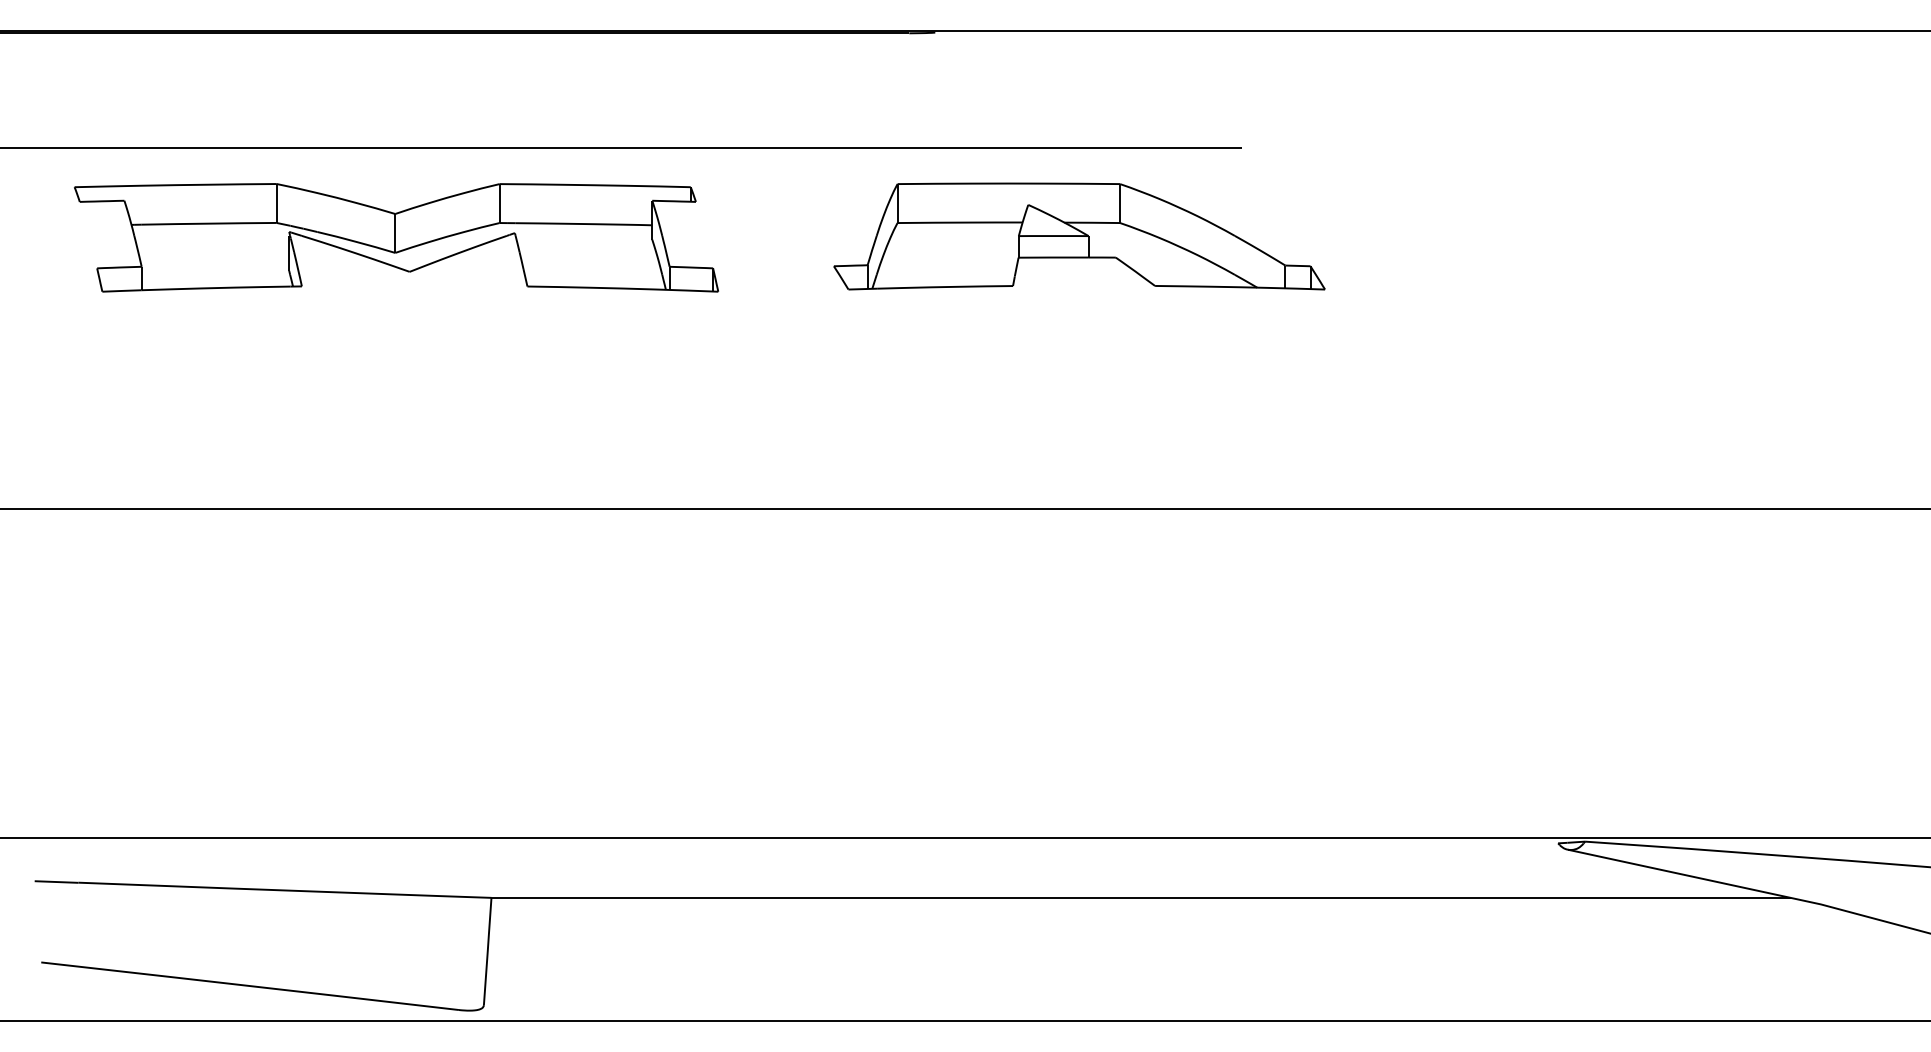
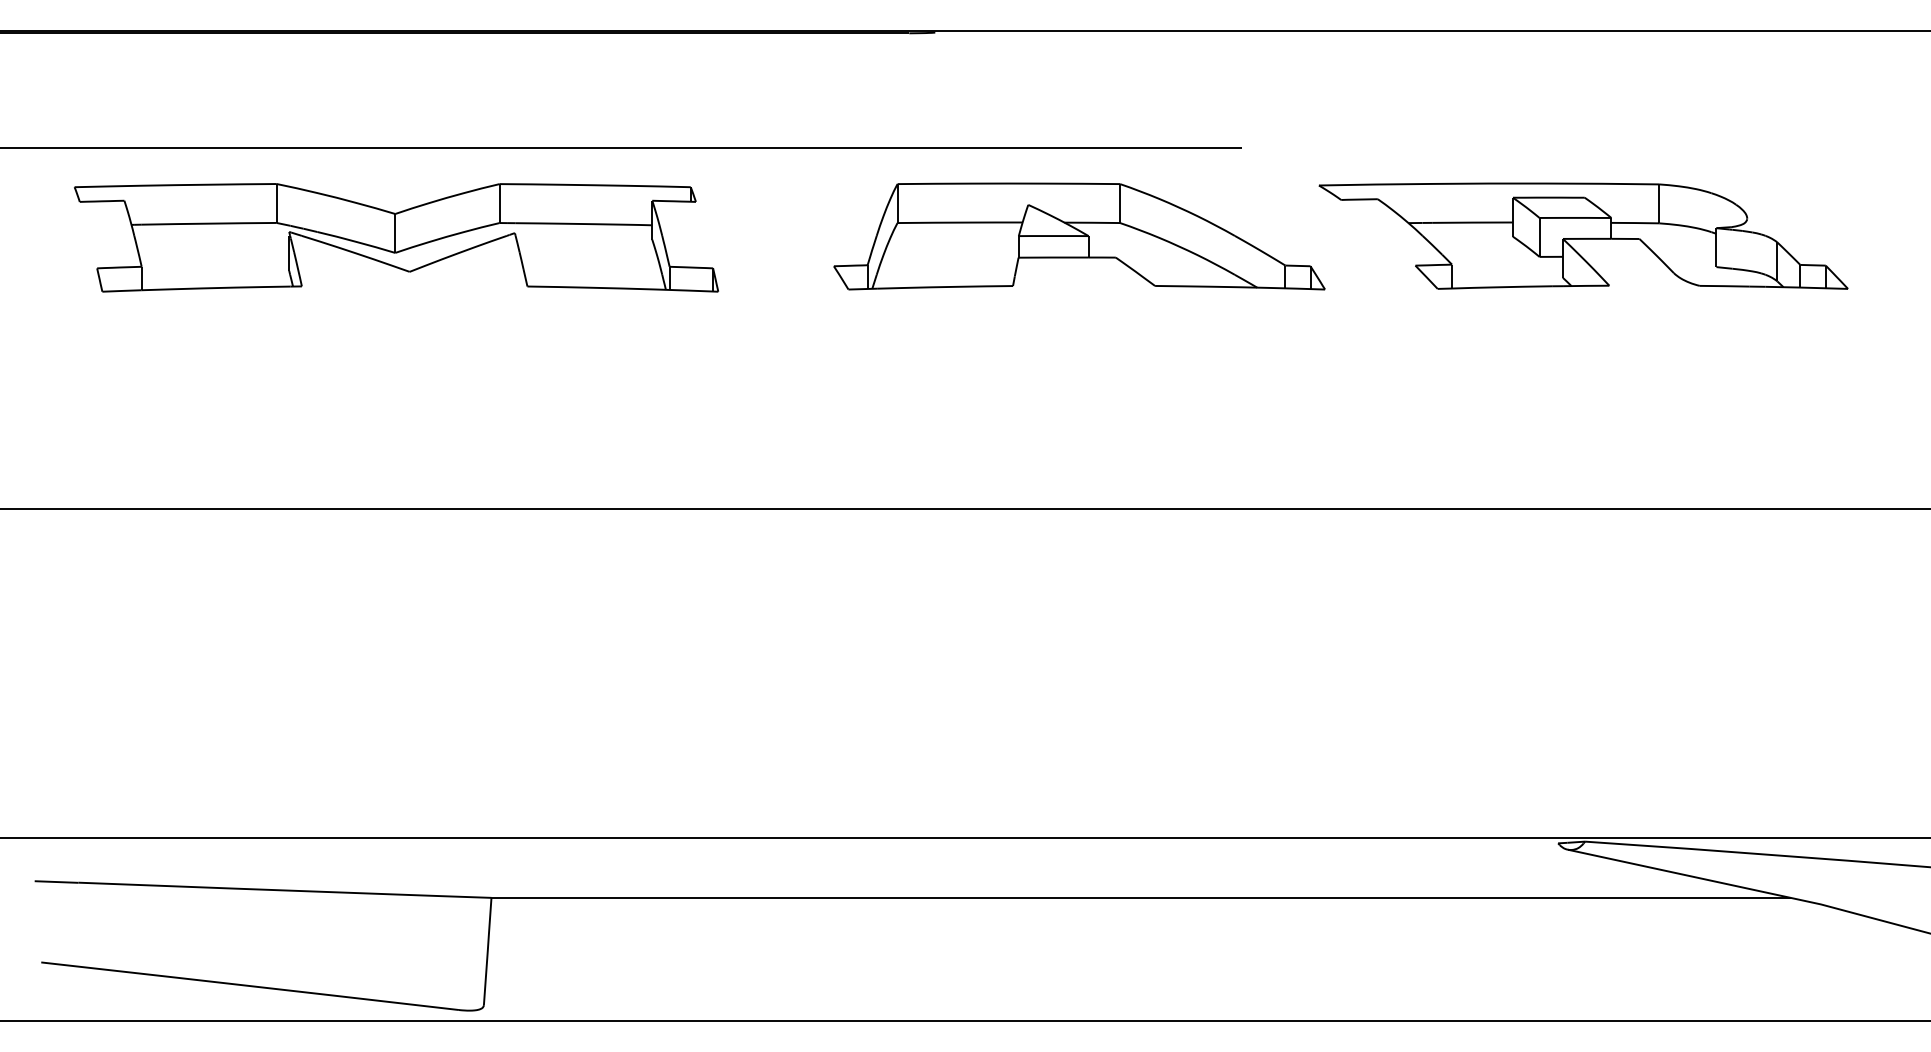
part: none -> present (1583, 235)
